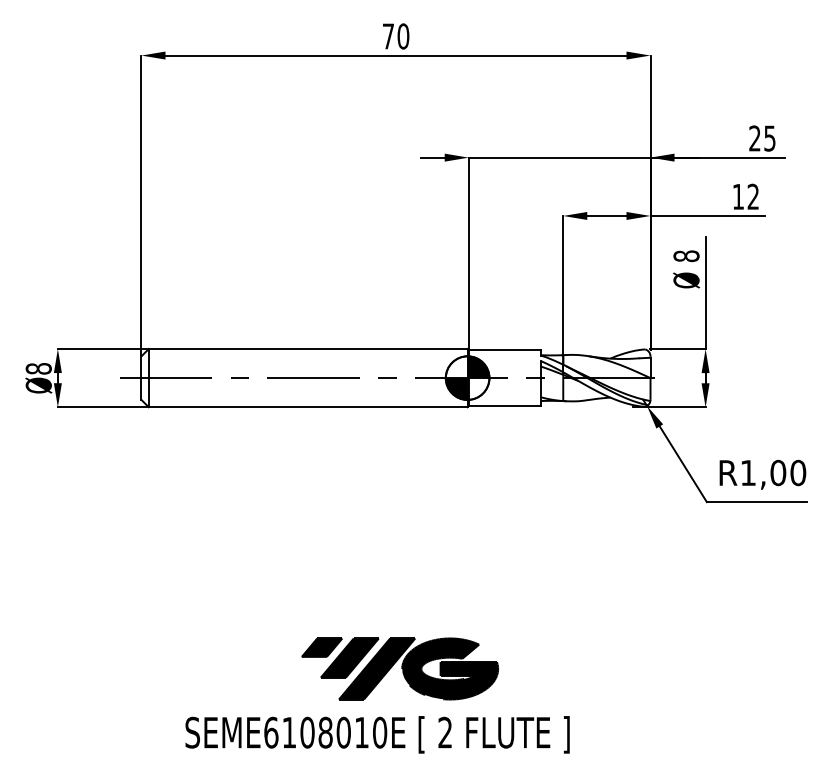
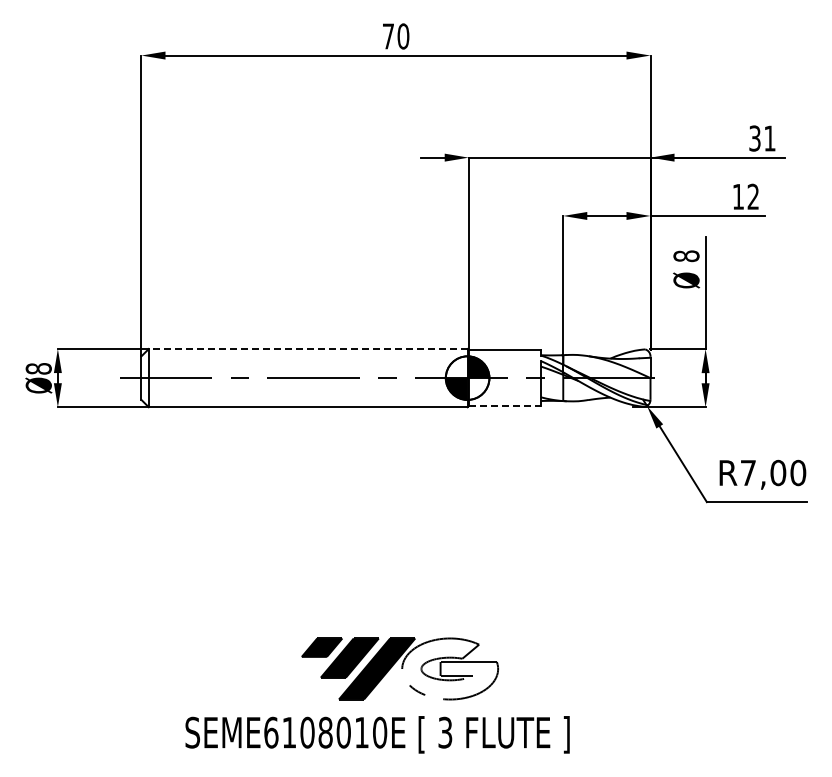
text: 25 -> 31 (762, 138)
line: solid -> dashed (307, 349)
line: solid -> dashed (505, 406)
text: R1,00 -> R7,00 (748, 472)
fill: present -> none (450, 668)
text: 2 -> 3 (445, 732)
